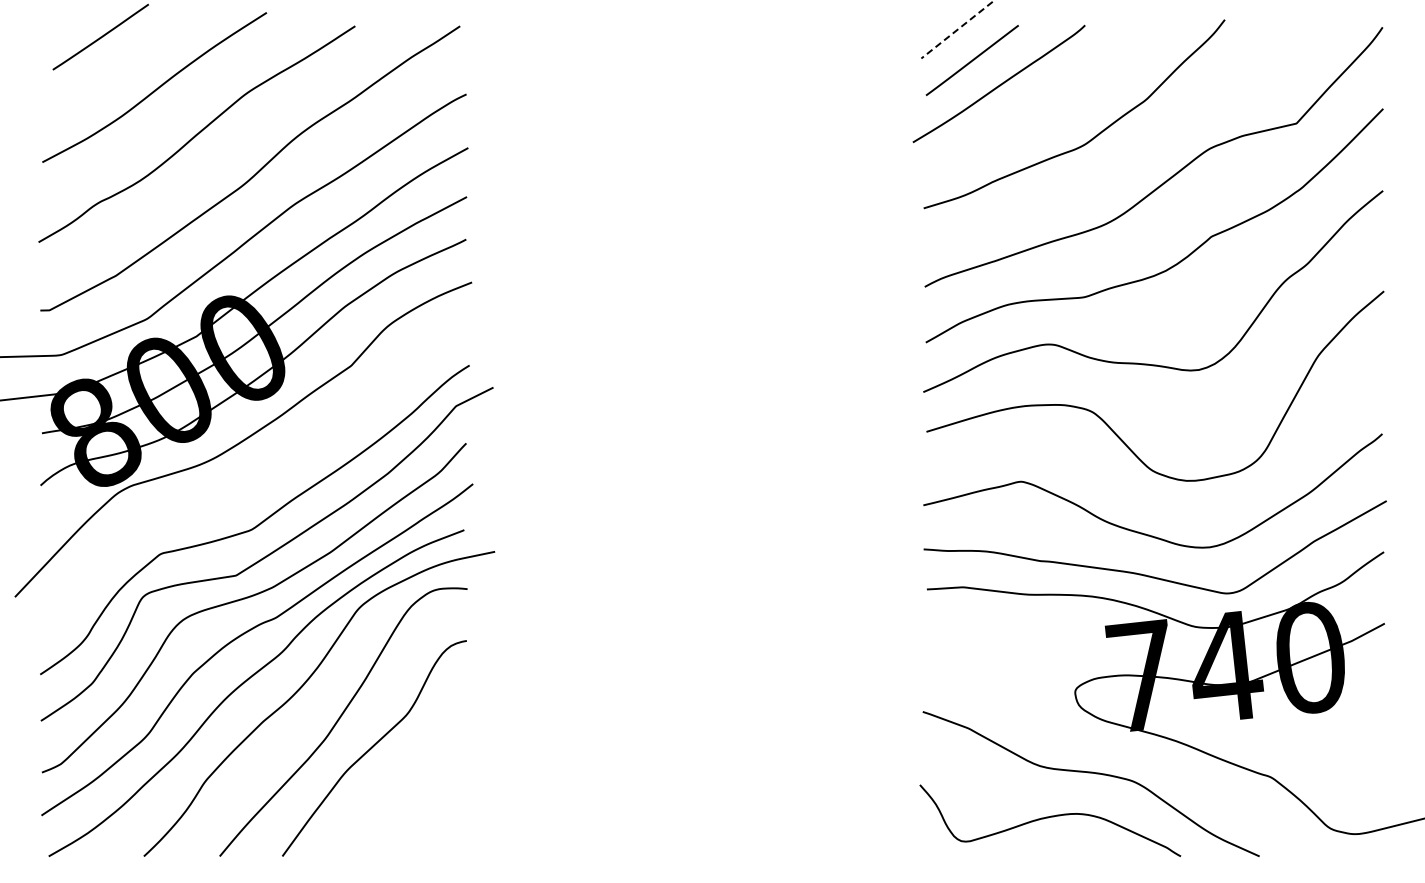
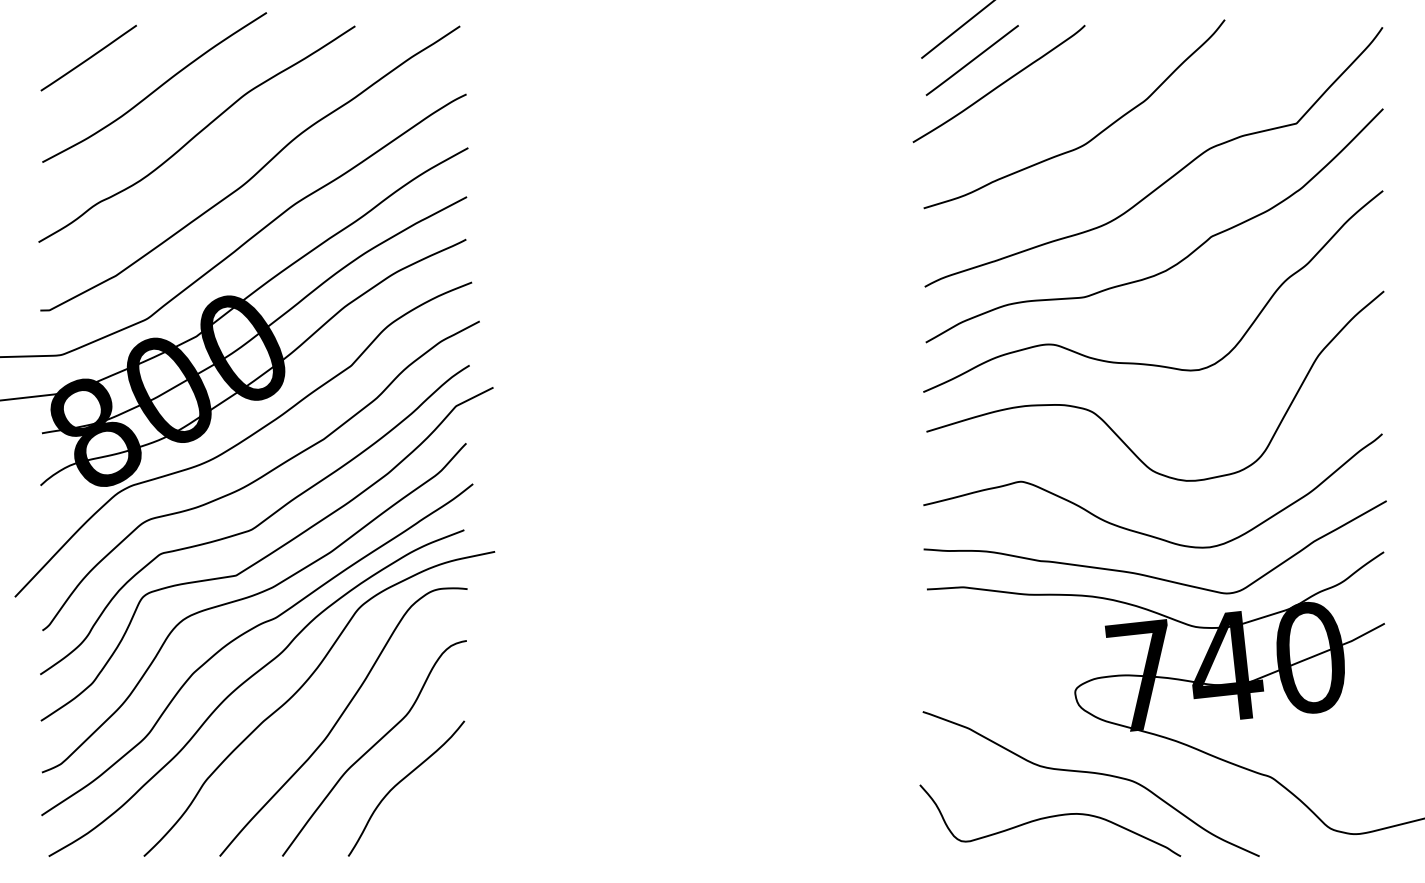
line: dashed -> solid (957, 29)
line position: (100, 36) -> (88, 57) (88, 57)
curve: none -> present (260, 476)
curve: none -> present (400, 782)
